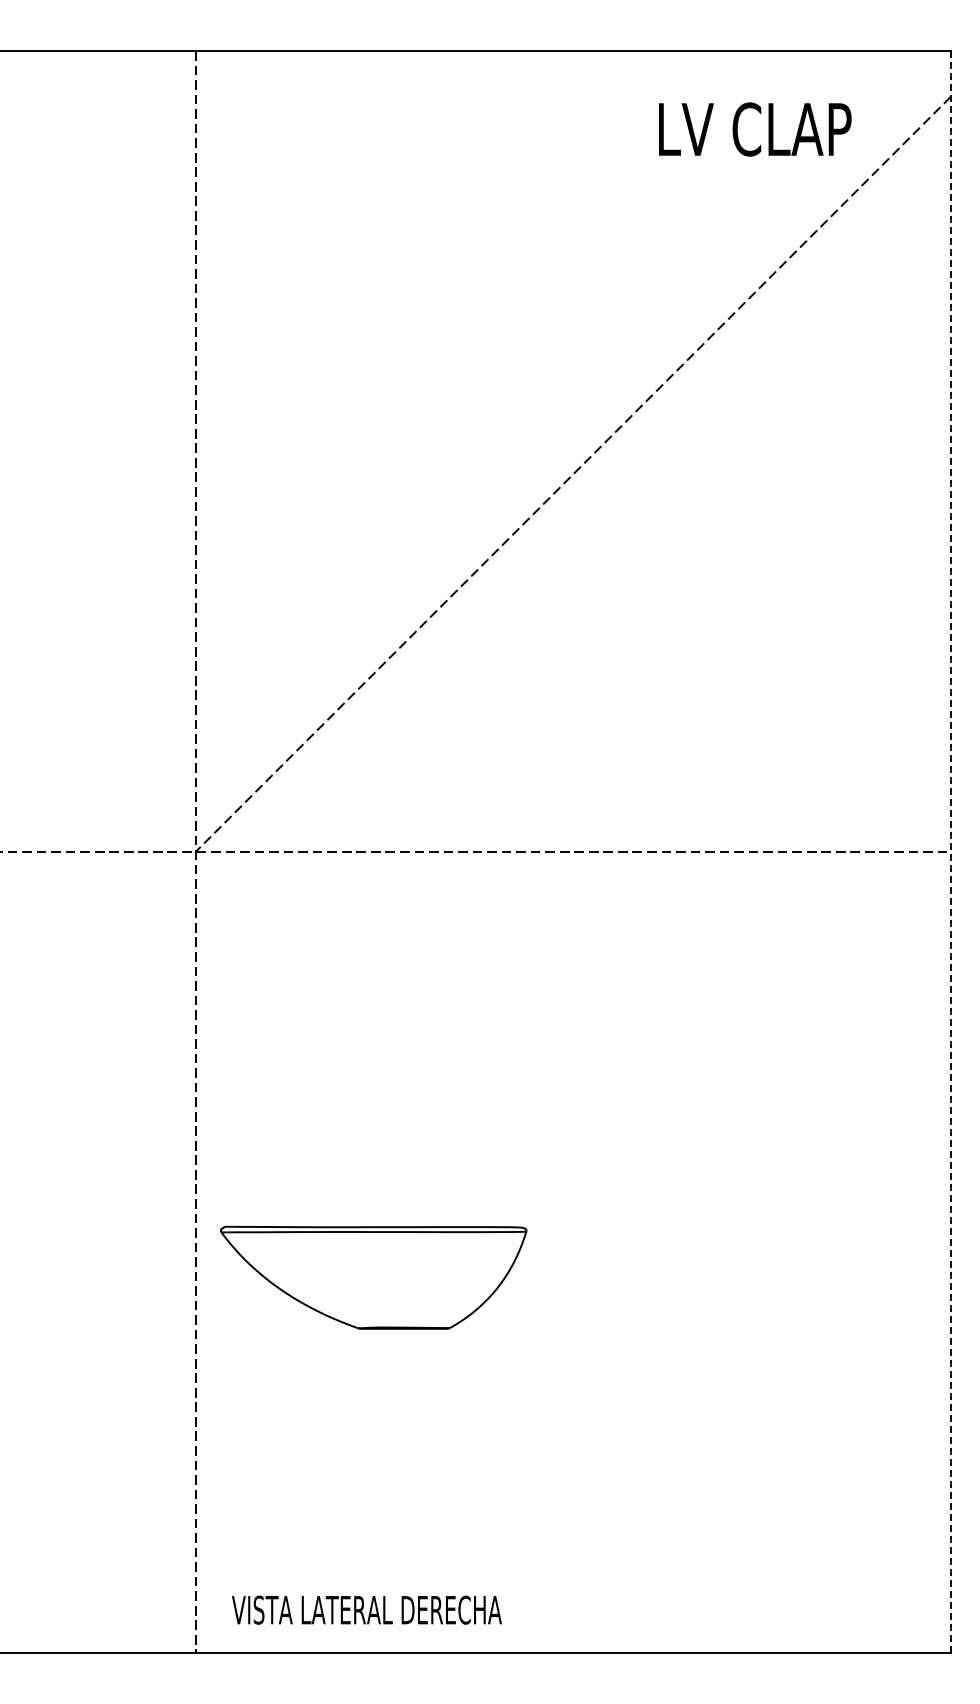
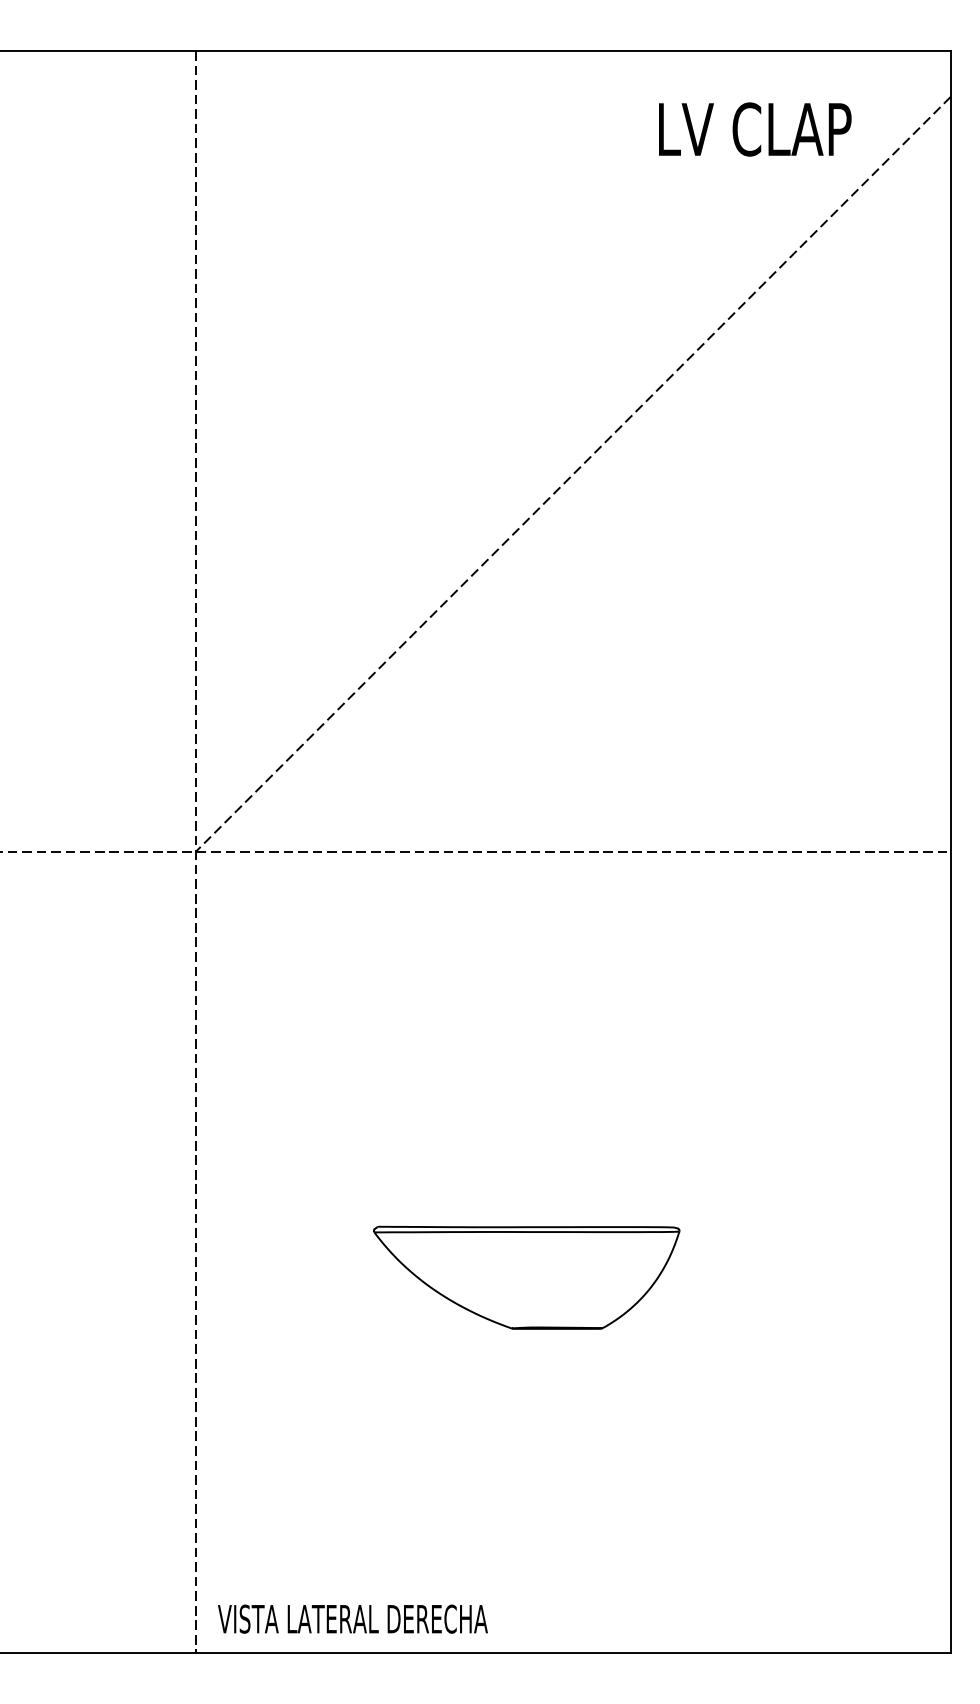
line: dashed -> solid (950, 852)
part position: (373, 1277) -> (526, 1277) (526, 1277)
text position: (366, 1609) -> (352, 1618) (352, 1618)
